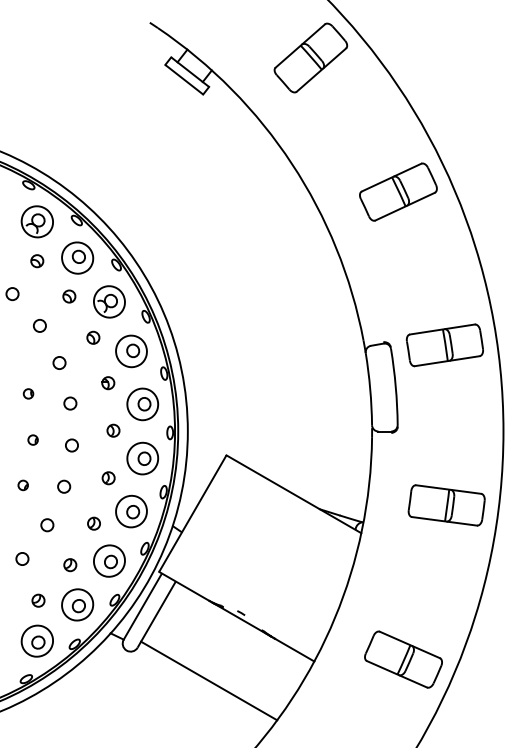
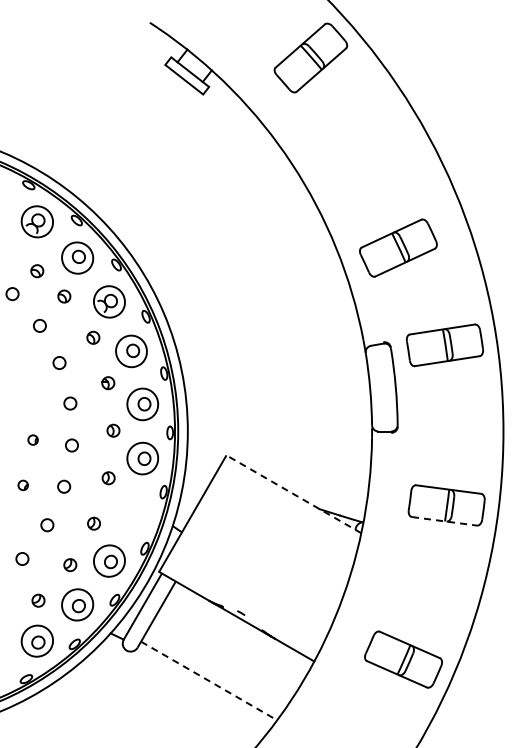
part position: (398, 191) -> (398, 247) (398, 247)
part position: (37, 261) -> (37, 271) (37, 271)
part position: (69, 296) -> (64, 296) (64, 296)
part: present -> none (28, 393)
line: solid -> dashed (293, 494)
part: present -> none (131, 511)
line: solid -> dashed (444, 521)
line: solid -> dashed (209, 681)
